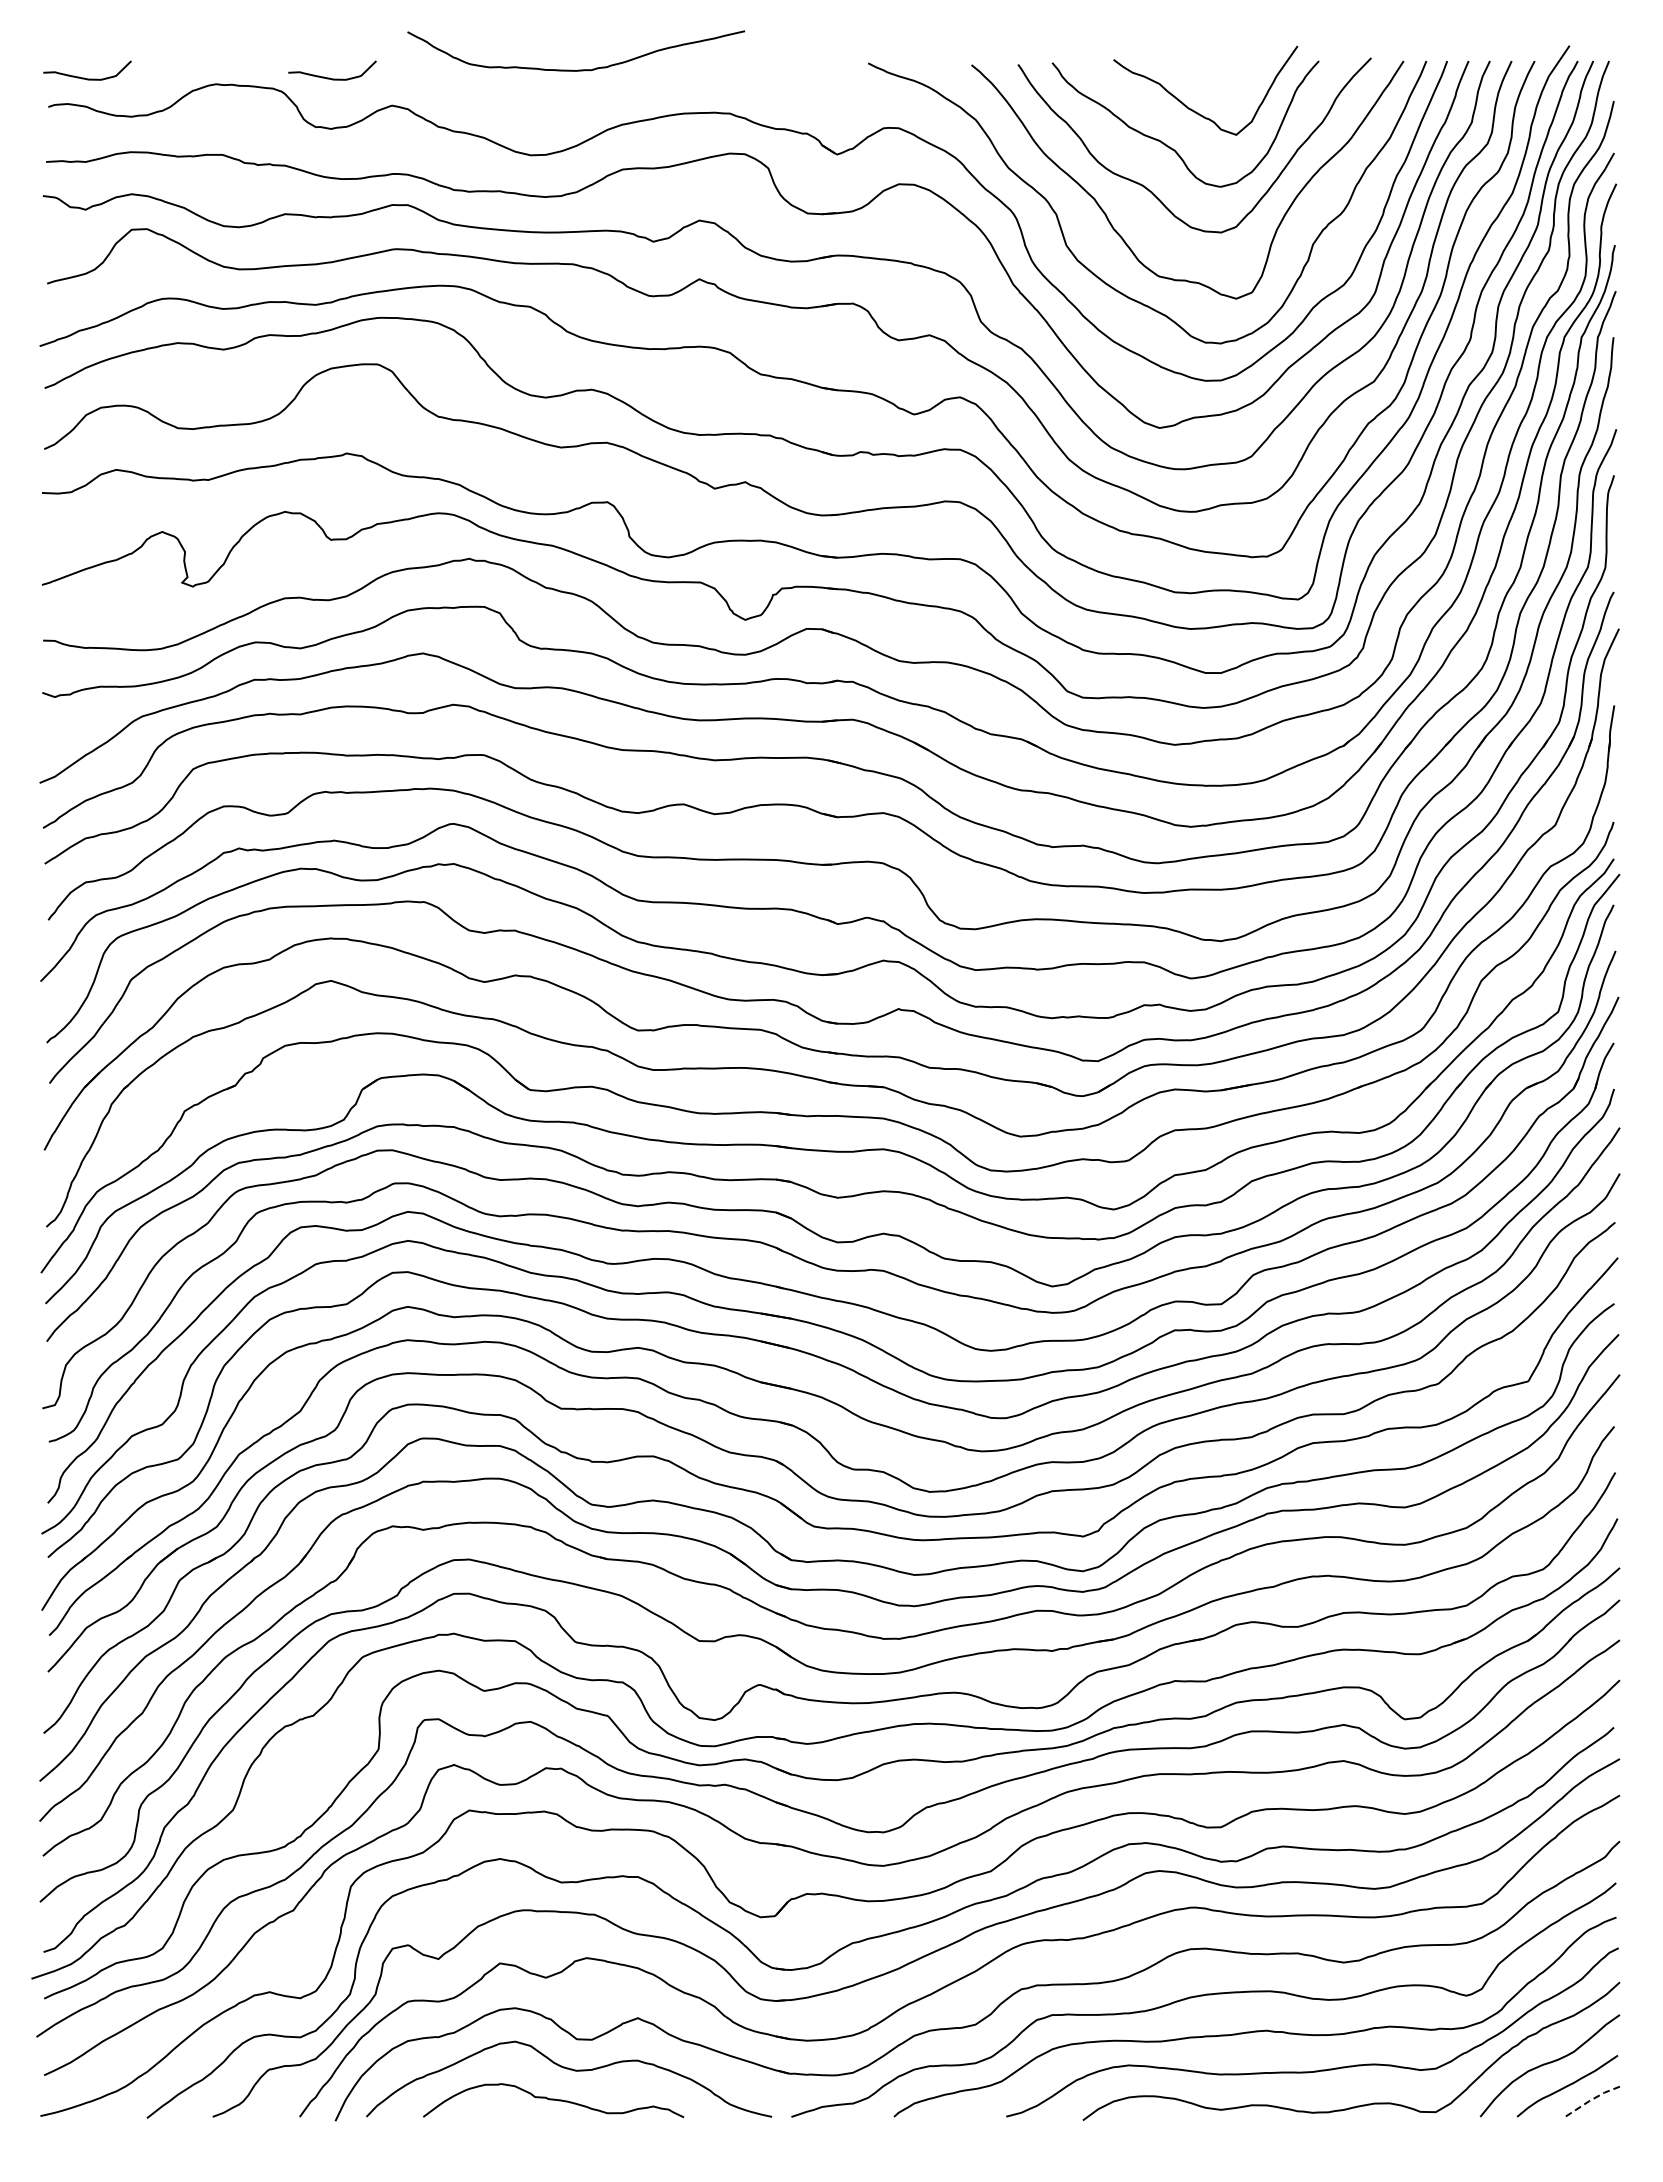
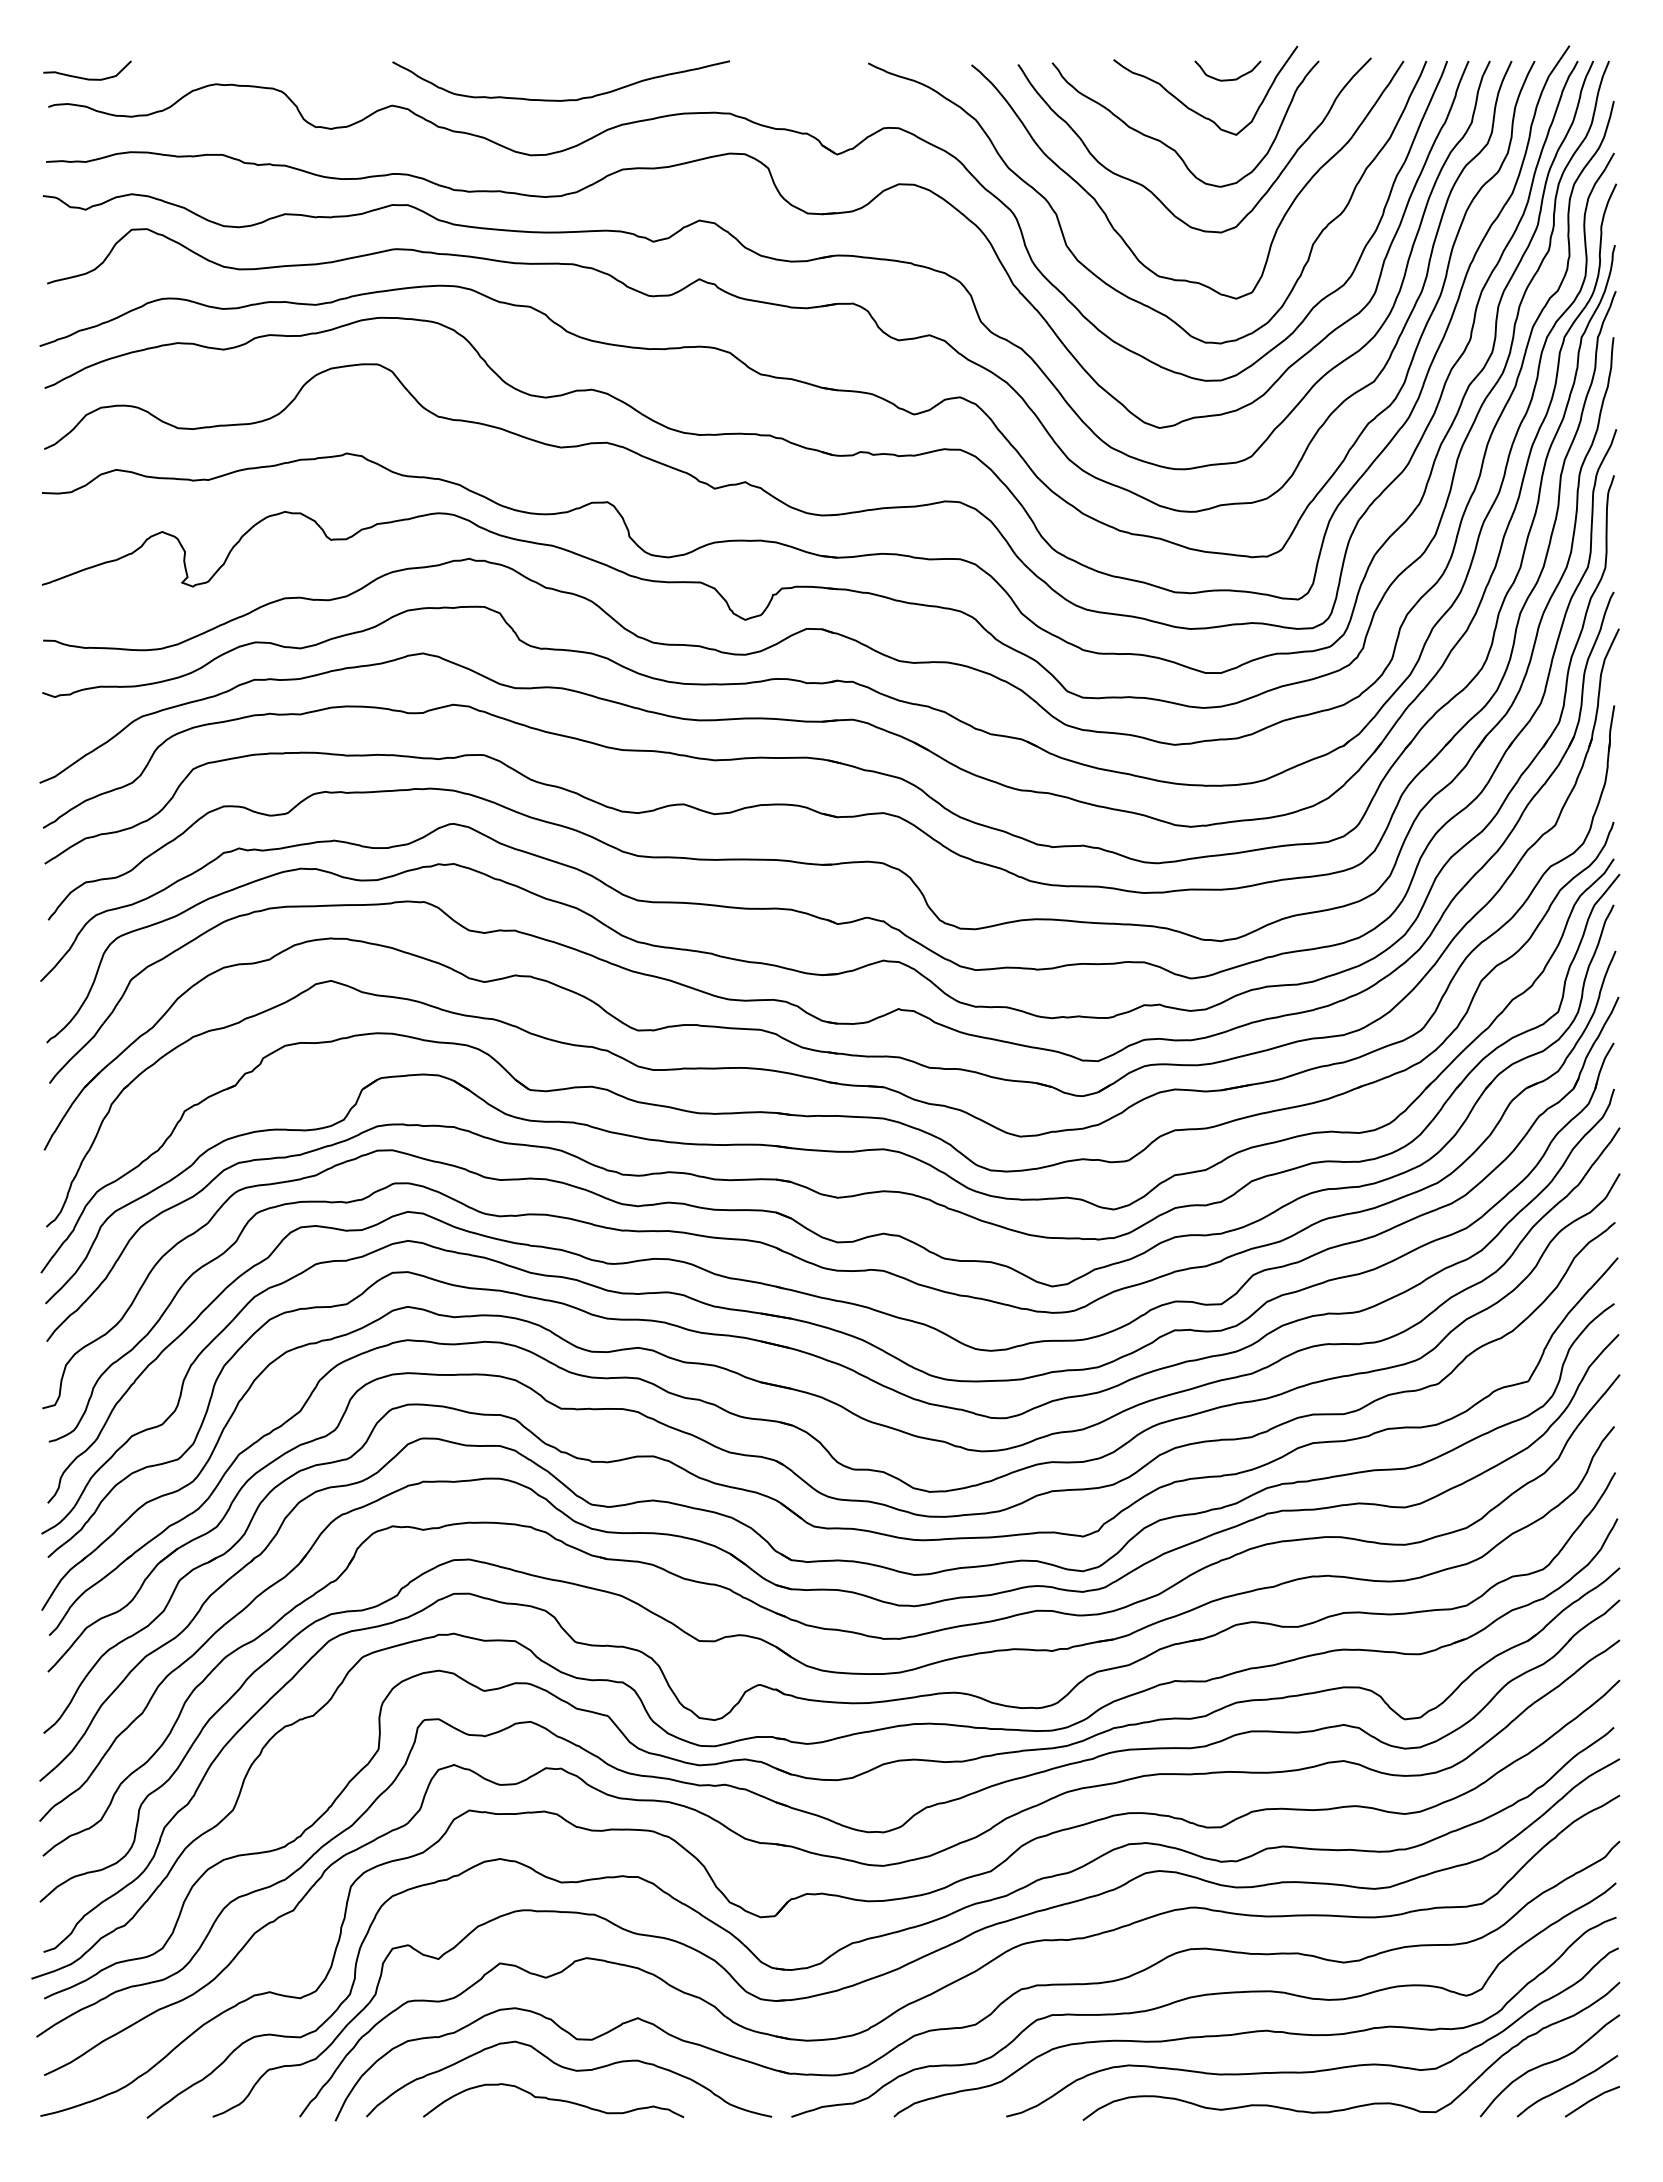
curve position: (577, 69) -> (562, 99) (562, 99)
curve: present -> none (329, 77)
curve: none -> present (1227, 79)
line: dashed -> solid (1591, 2099)
